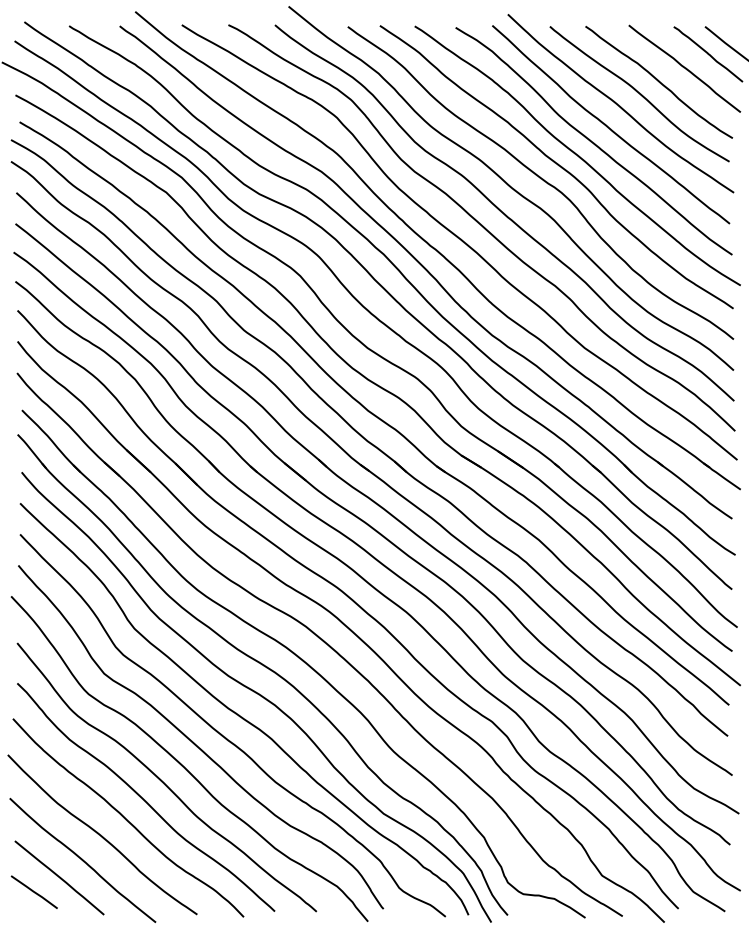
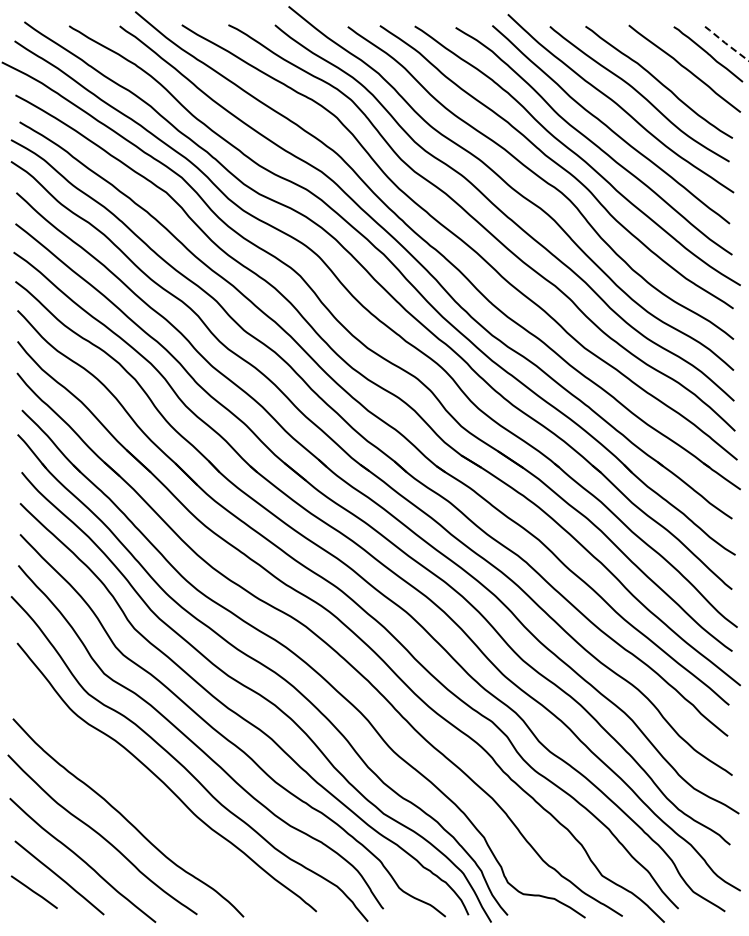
line: solid -> dashed (726, 43)
curve: present -> none (144, 799)
